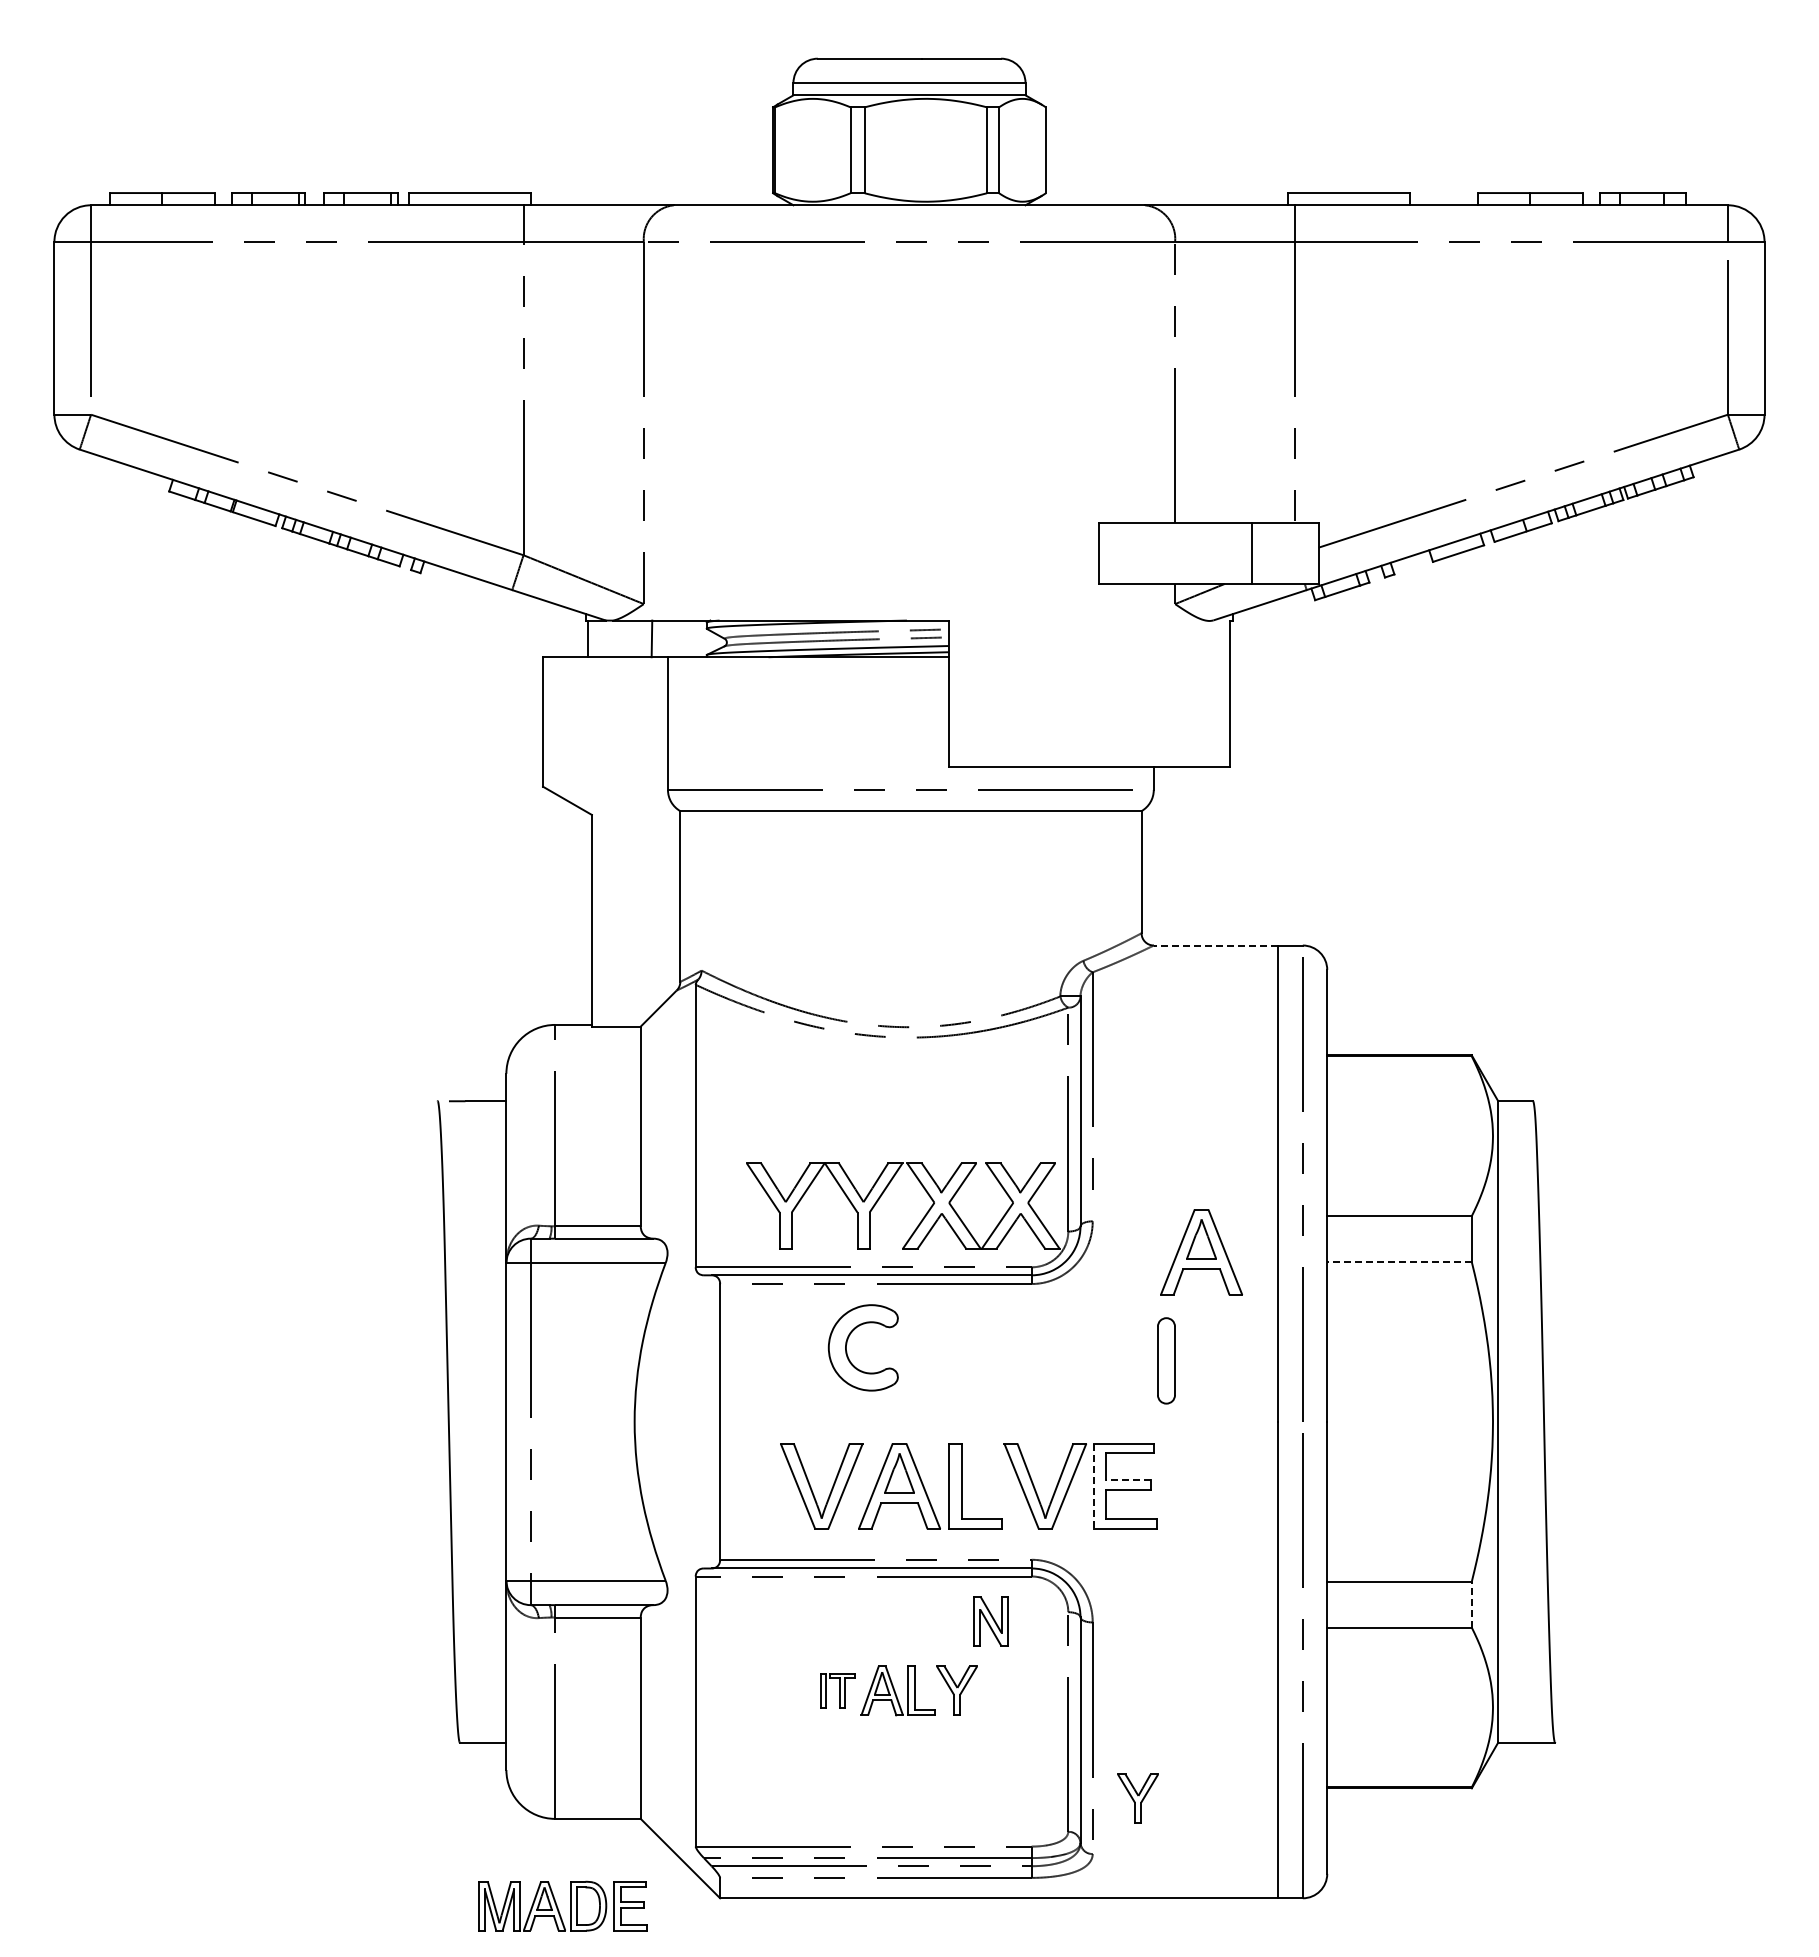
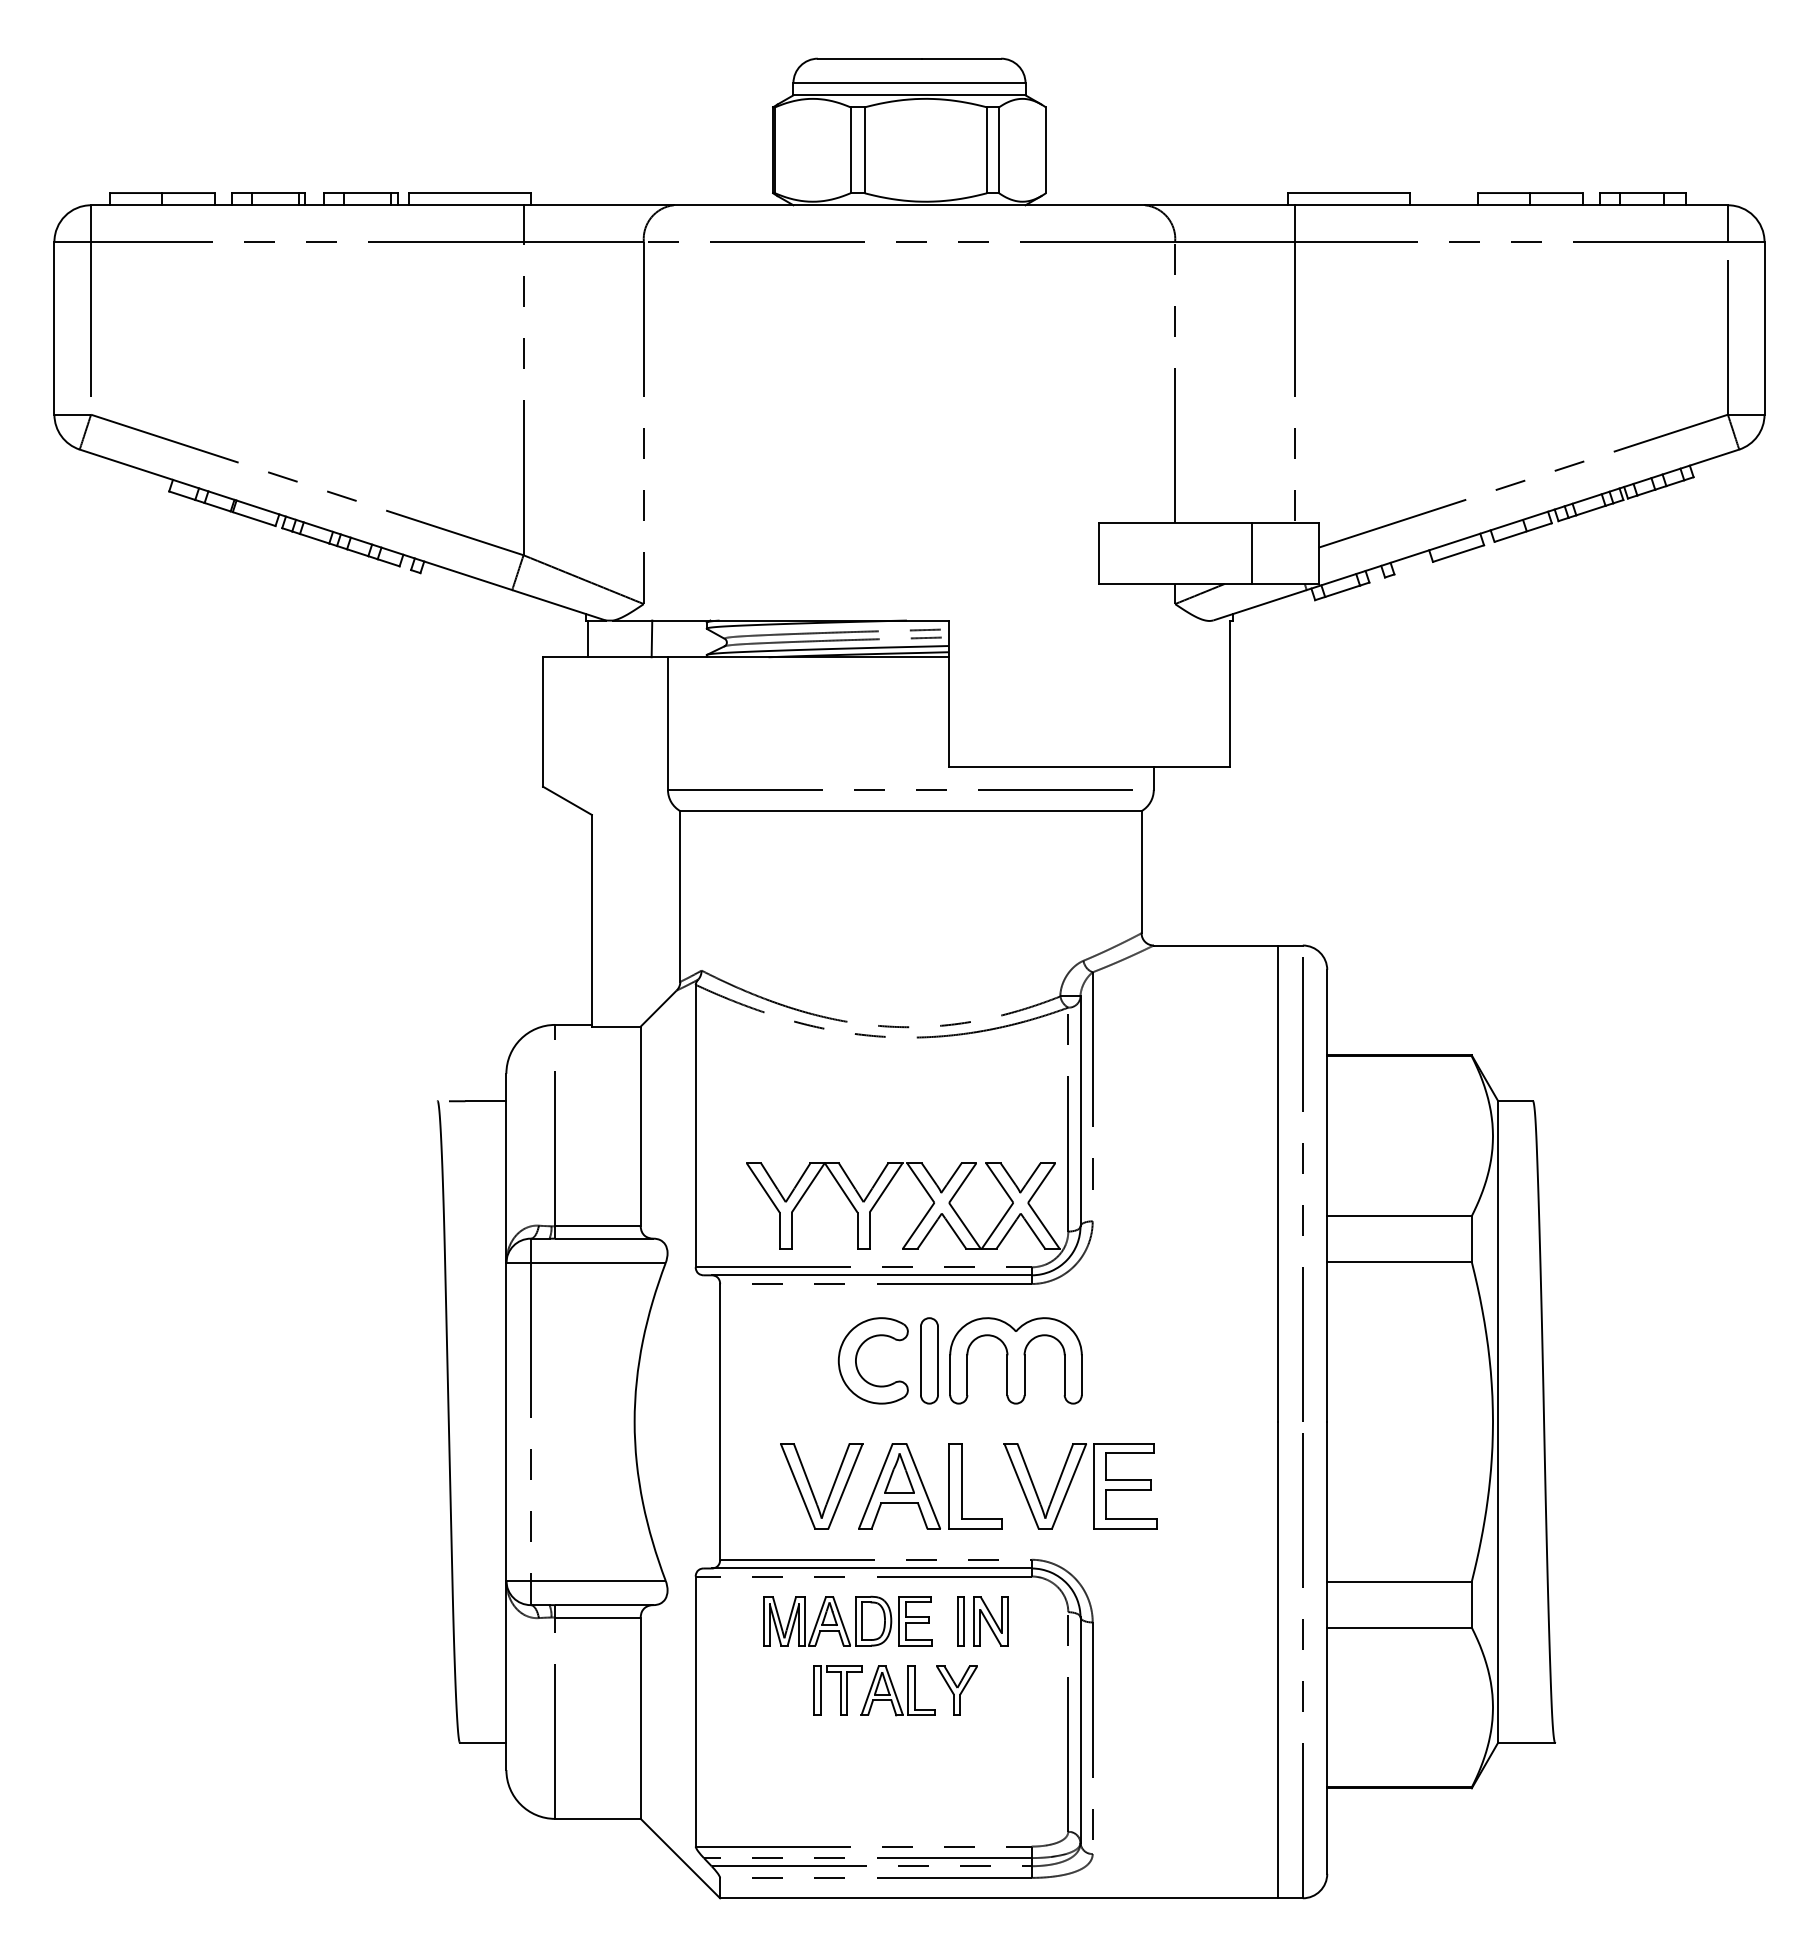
line: dashed -> solid (1215, 945)
part: present -> none (1201, 1252)
line: dashed -> solid (1399, 1262)
part position: (847, 1344) -> (857, 1357) (857, 1357)
part: none -> present (1015, 1360)
part position: (1166, 1360) -> (929, 1360) (929, 1360)
line: dashed -> solid (1128, 1479)
line: dashed -> solid (1094, 1486)
line: dashed -> solid (1471, 1604)
part: none -> present (960, 1621)
part size: 36x36 px -> 50x51 px (837, 1690)
part: present -> none (1137, 1798)
part position: (562, 1905) -> (847, 1620) (847, 1620)
